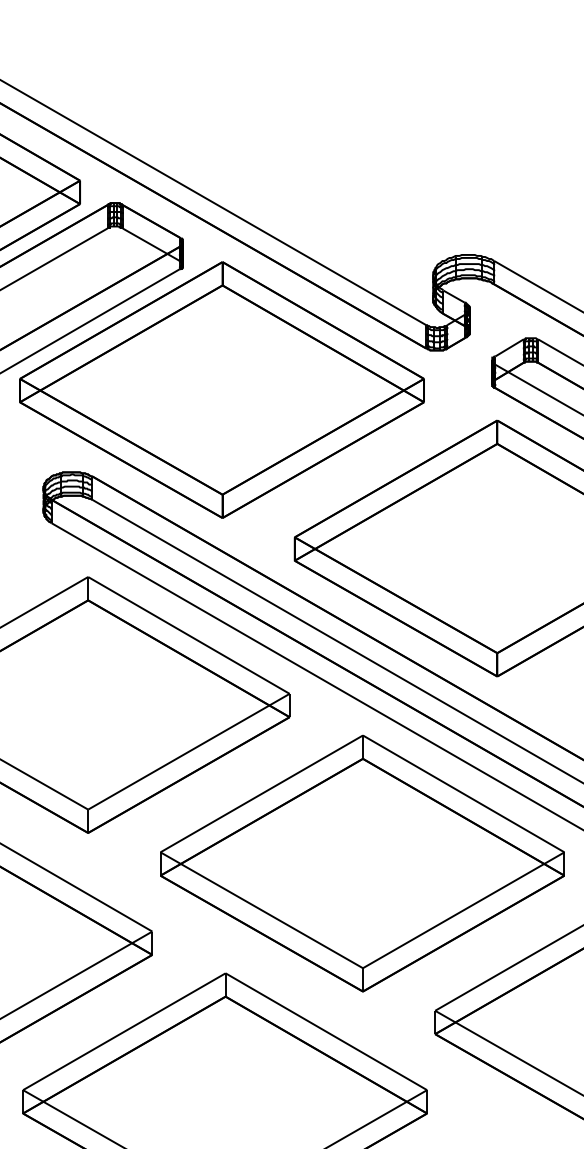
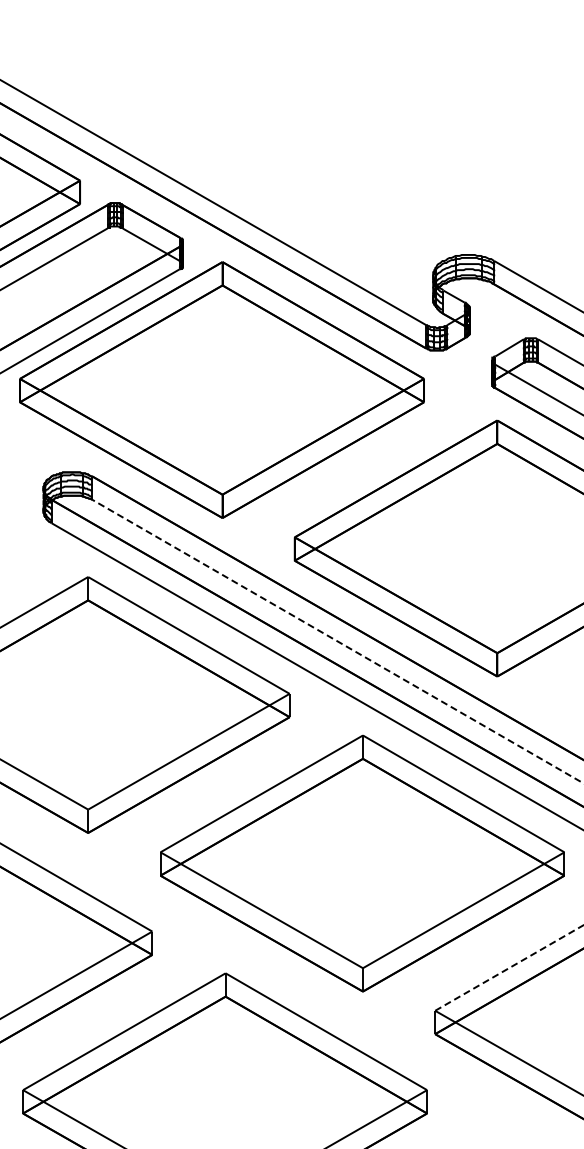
line: solid -> dashed (337, 641)
line: solid -> dashed (509, 967)
